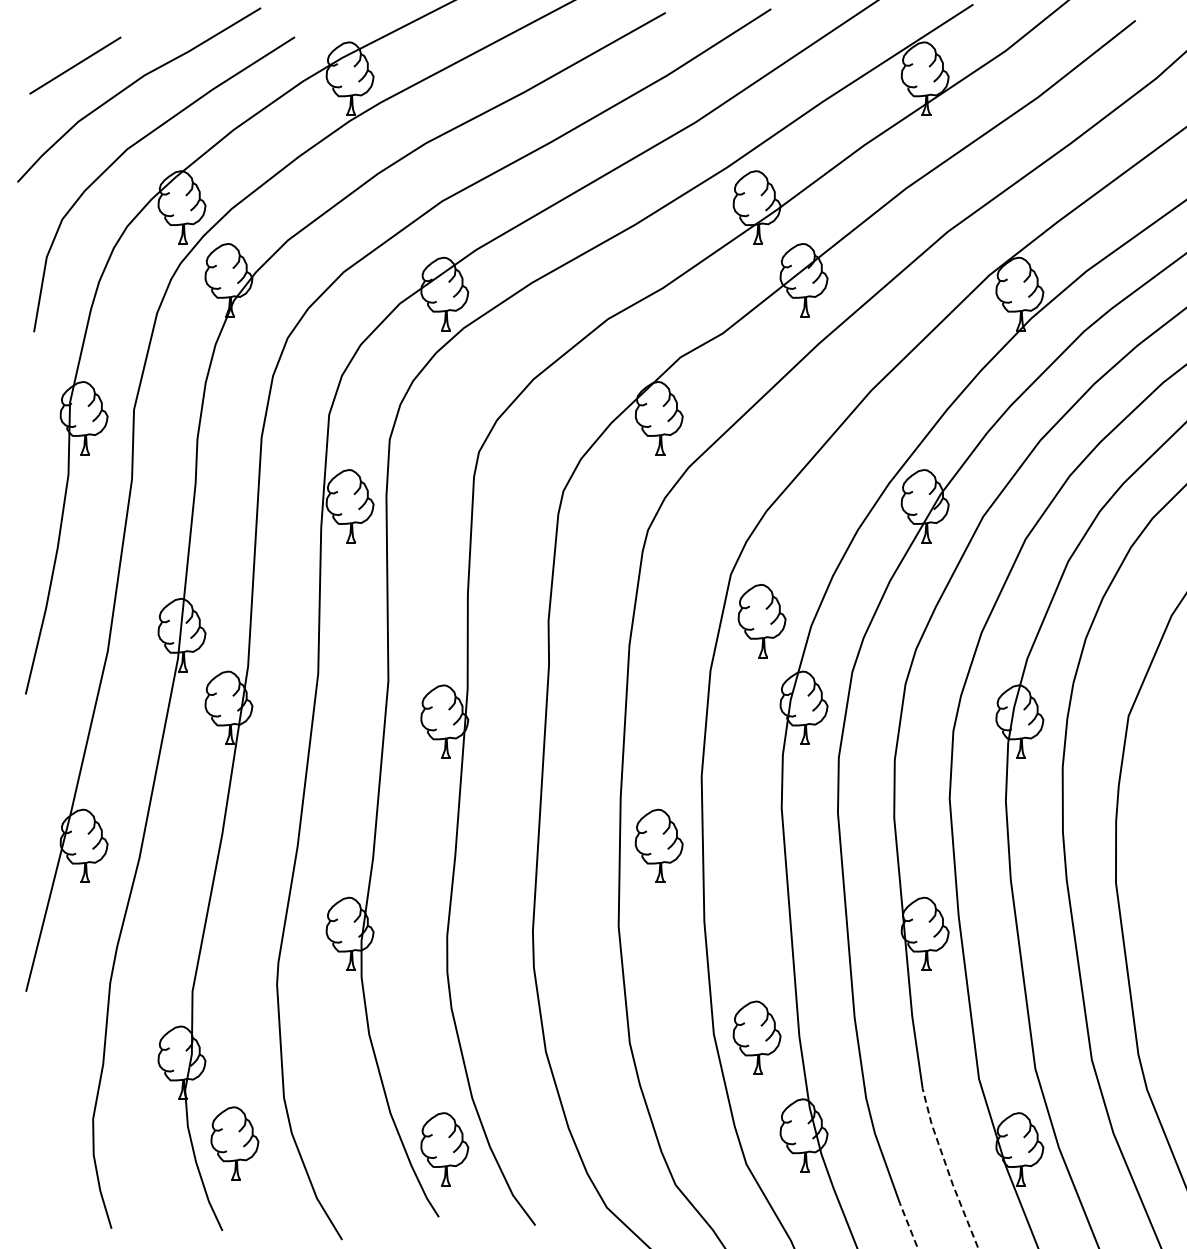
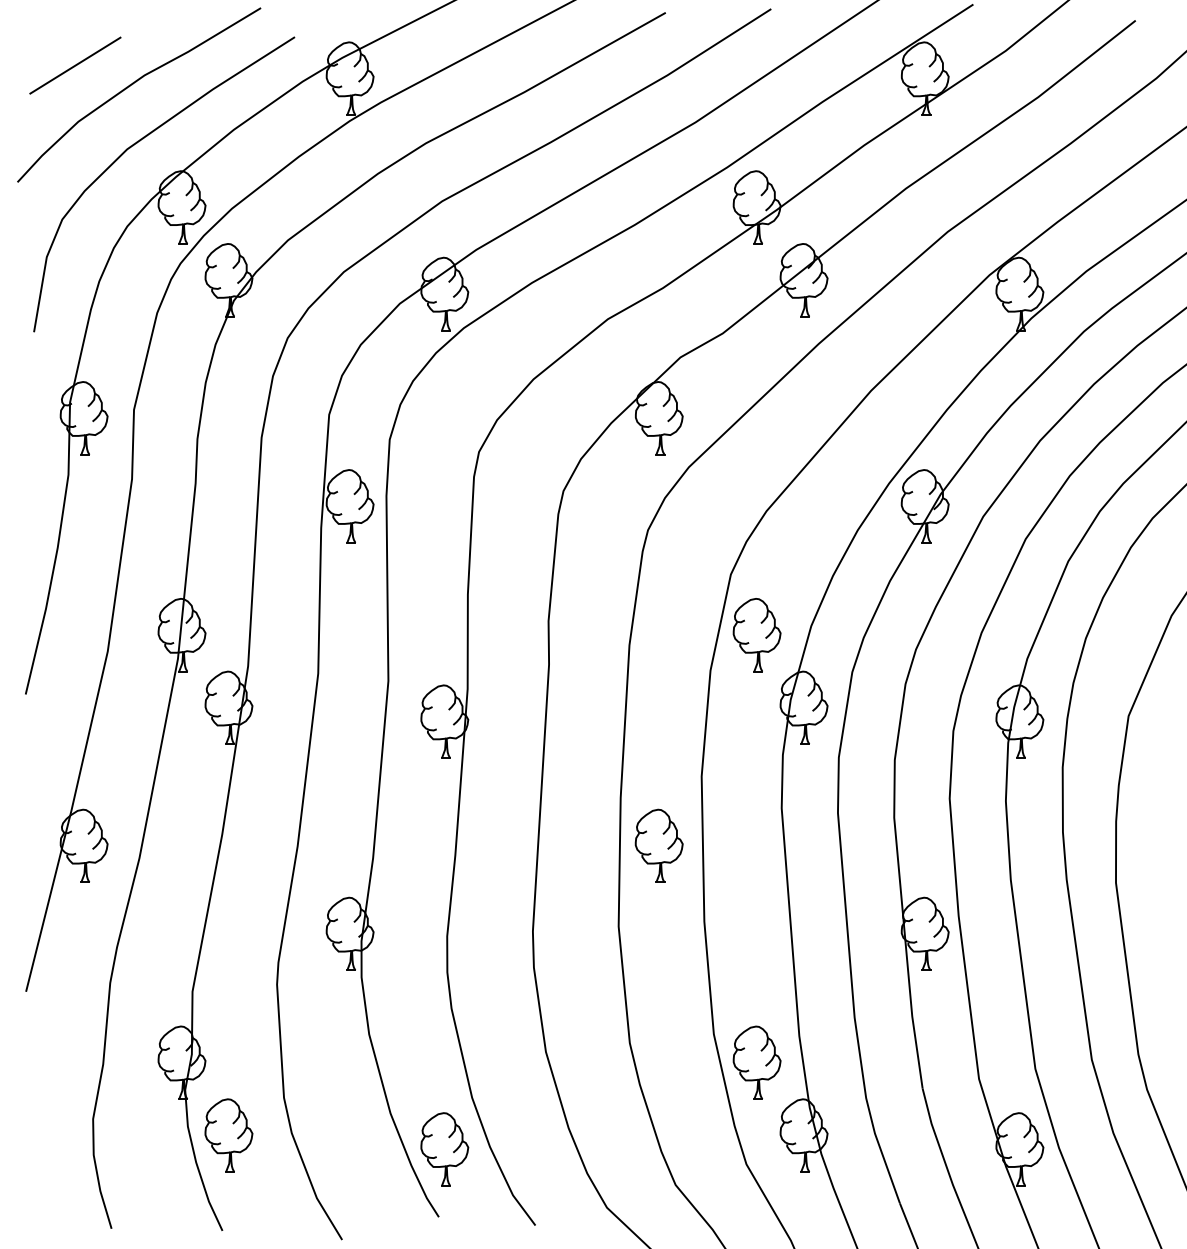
part position: (761, 621) -> (756, 635) (756, 635)
part position: (756, 1037) -> (756, 1062) (756, 1062)
part position: (234, 1143) -> (228, 1135) (228, 1135)
line: dashed -> solid (947, 1168)
line: dashed -> solid (908, 1225)
